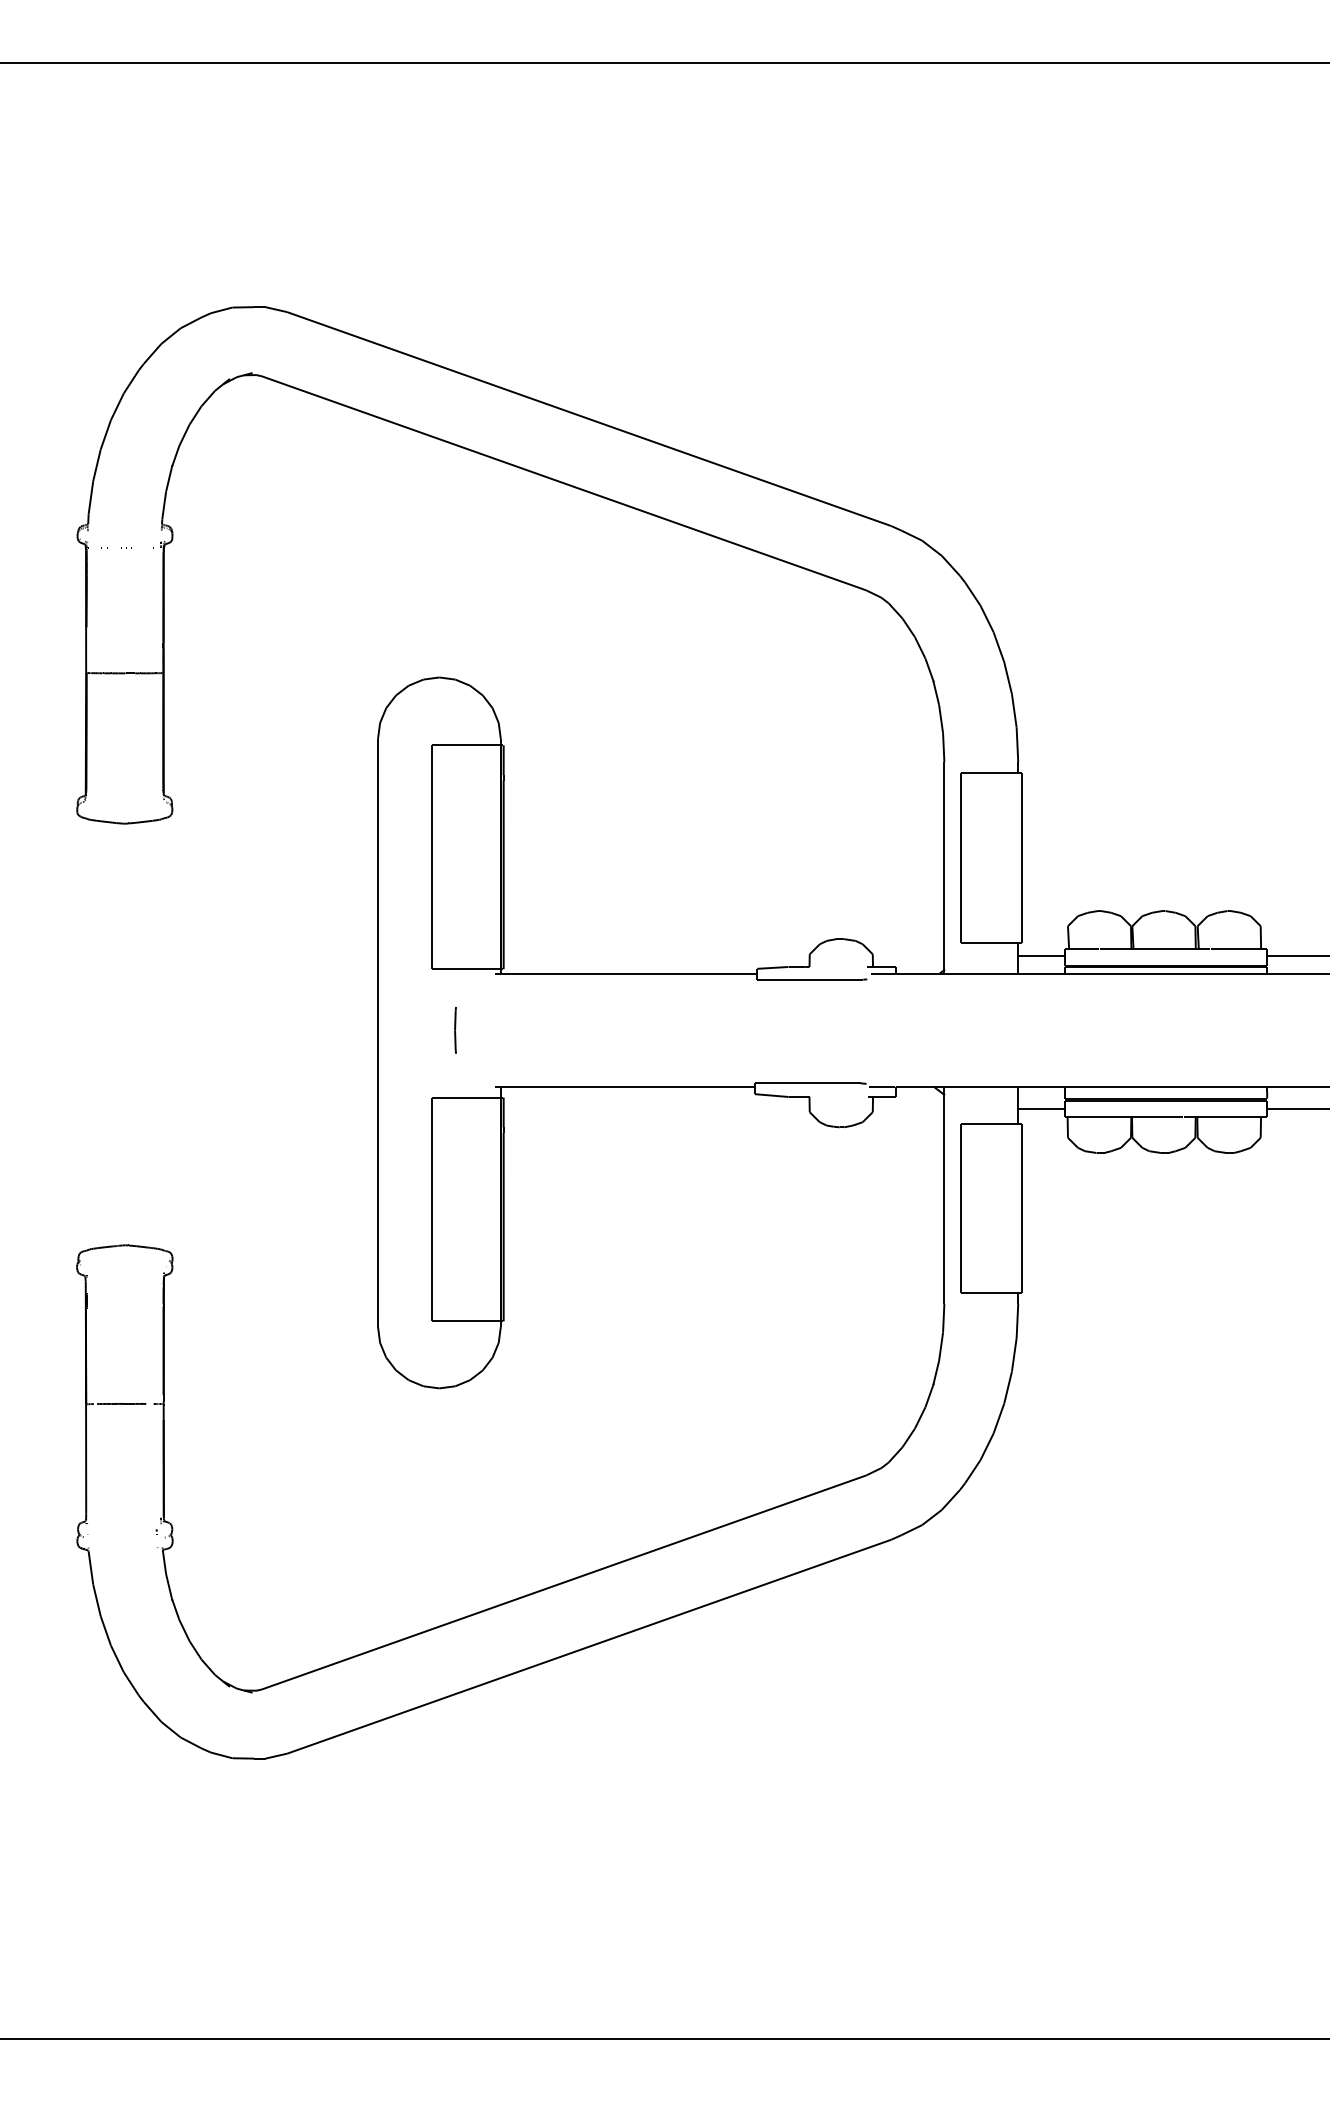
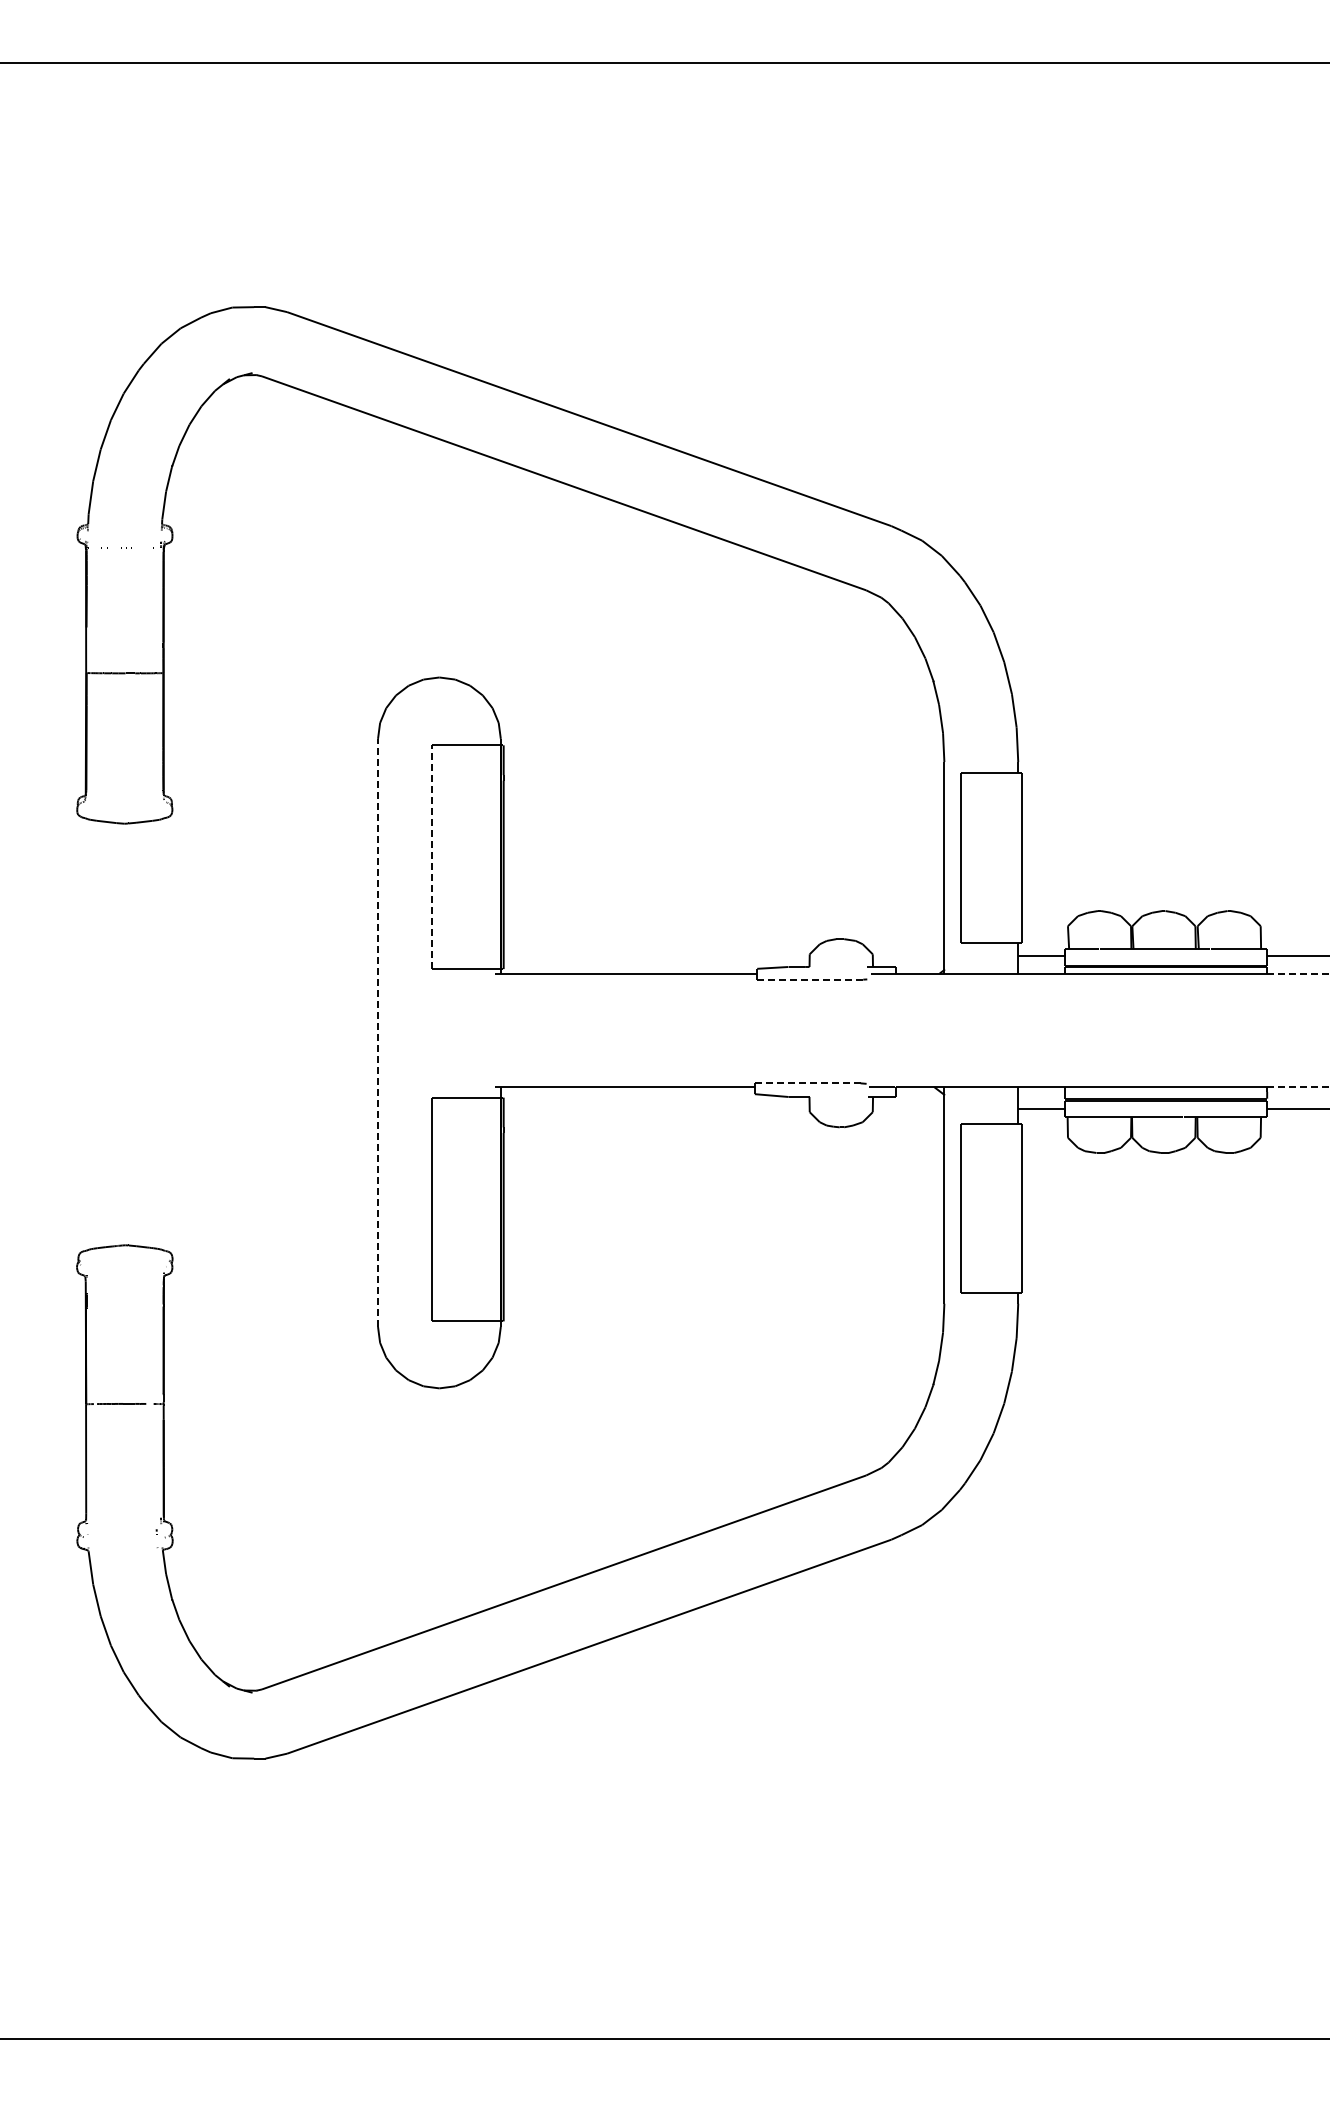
line: solid -> dashed (431, 857)
line: solid -> dashed (1298, 973)
line: solid -> dashed (809, 979)
line: present -> none (455, 1030)
line: solid -> dashed (378, 1032)
line: solid -> dashed (807, 1083)
line: solid -> dashed (1299, 1087)
